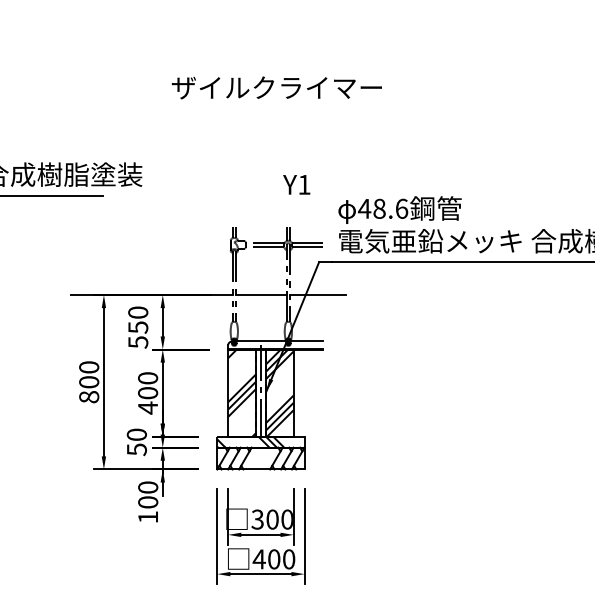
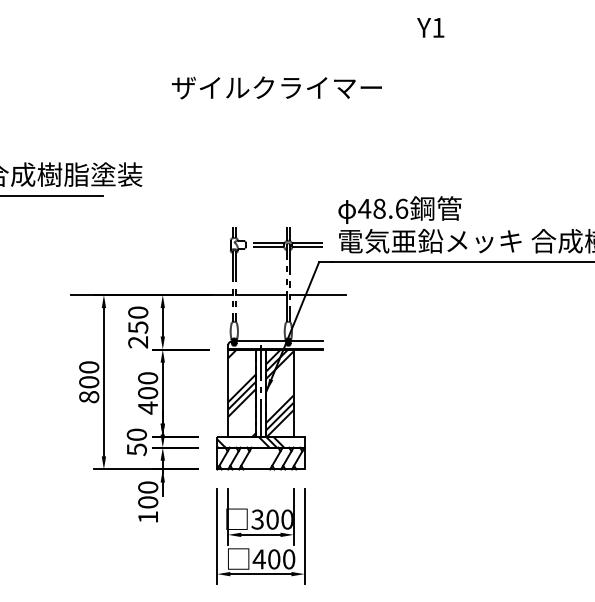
text position: (296, 184) -> (430, 27) (430, 27)
text: 550 -> 250 (138, 342)
